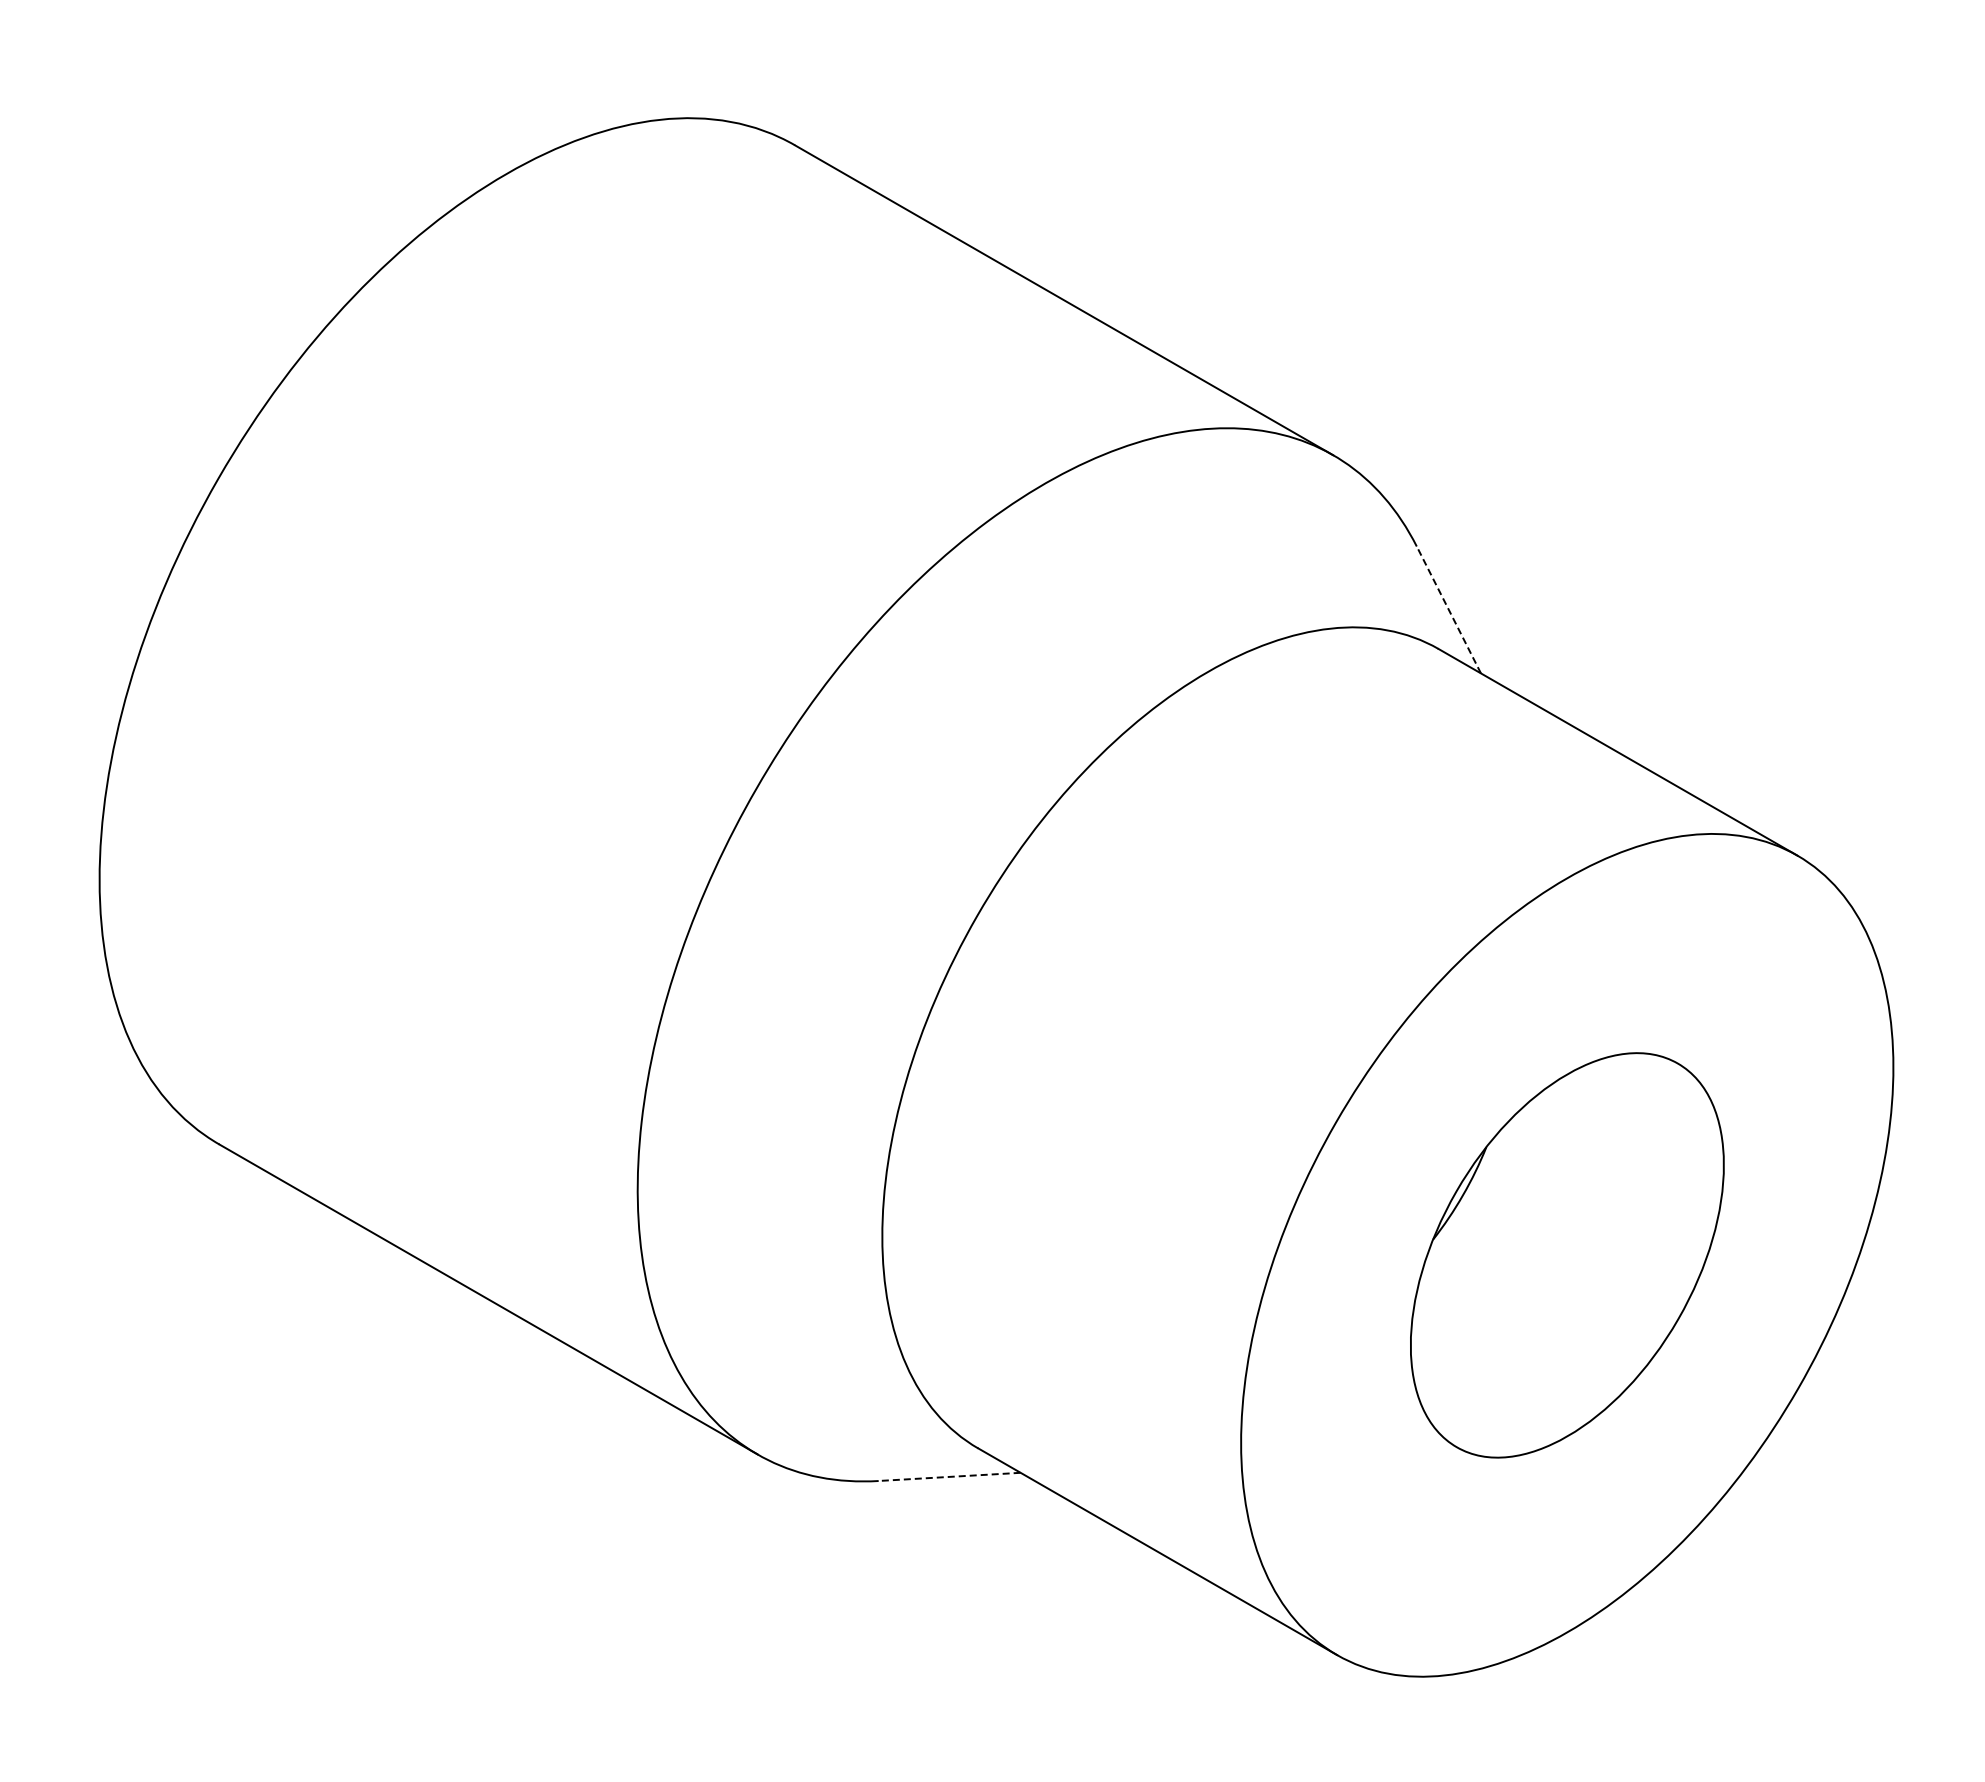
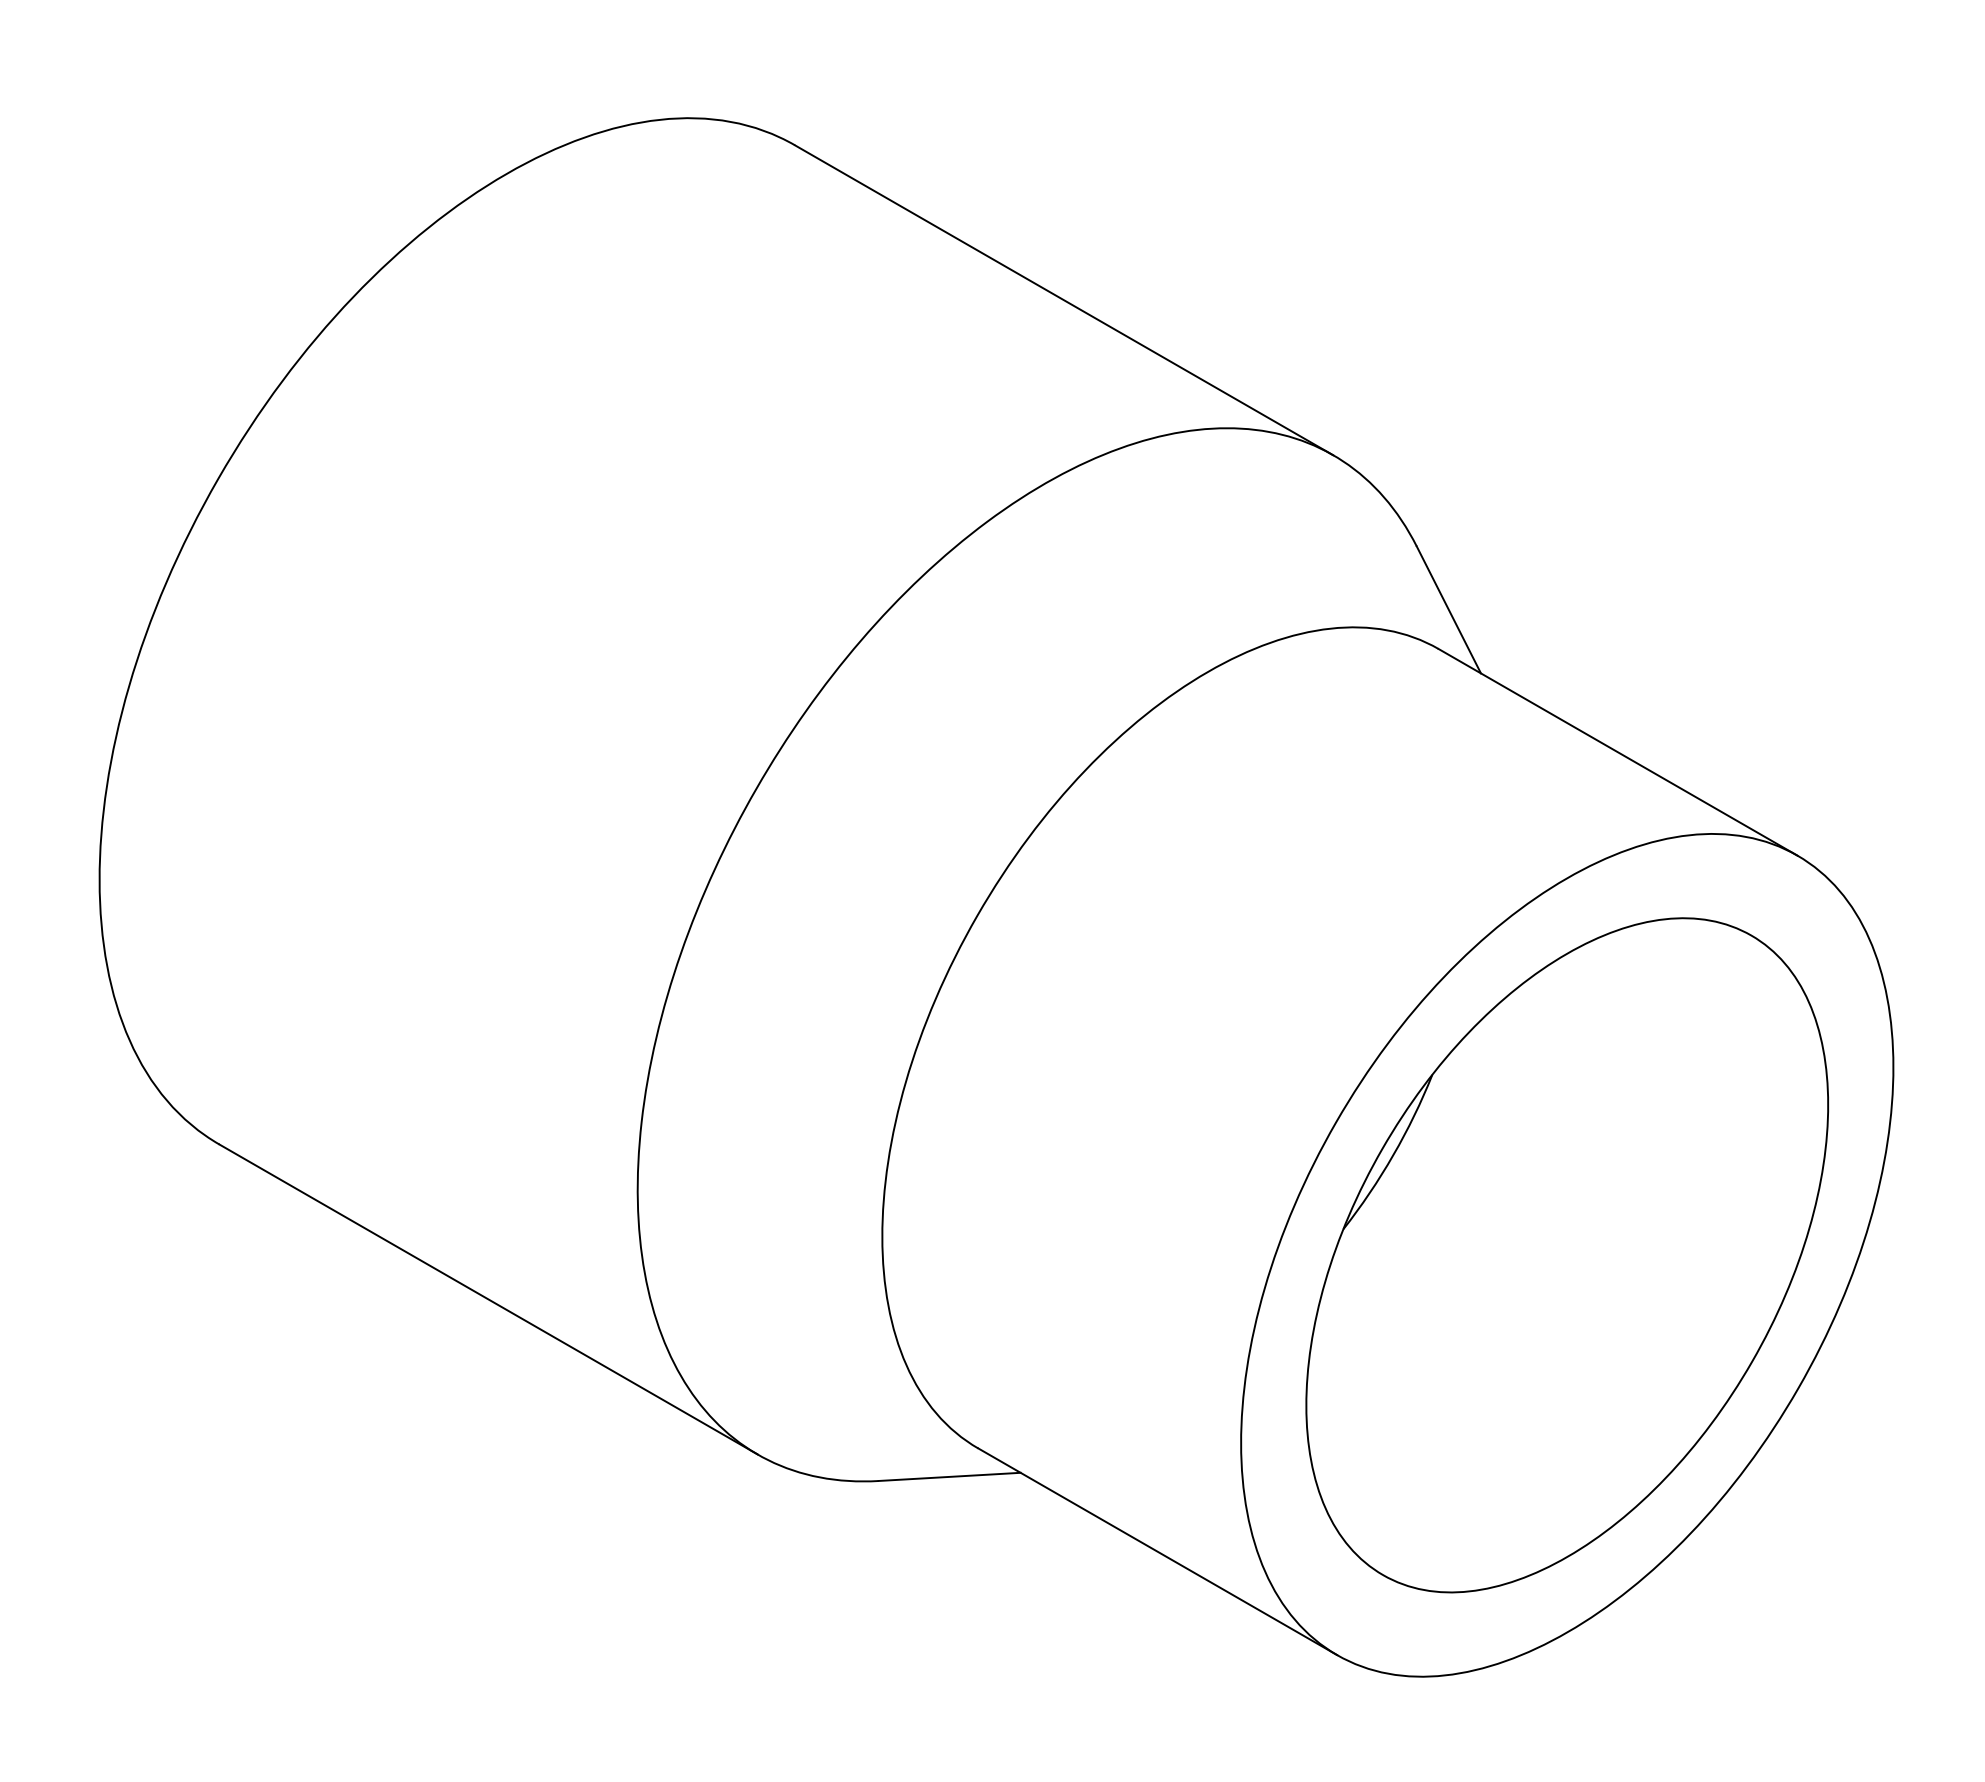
line: dashed -> solid (1448, 609)
part size: 315x407 px -> 525x677 px (1567, 1255)
line: dashed -> solid (949, 1476)
